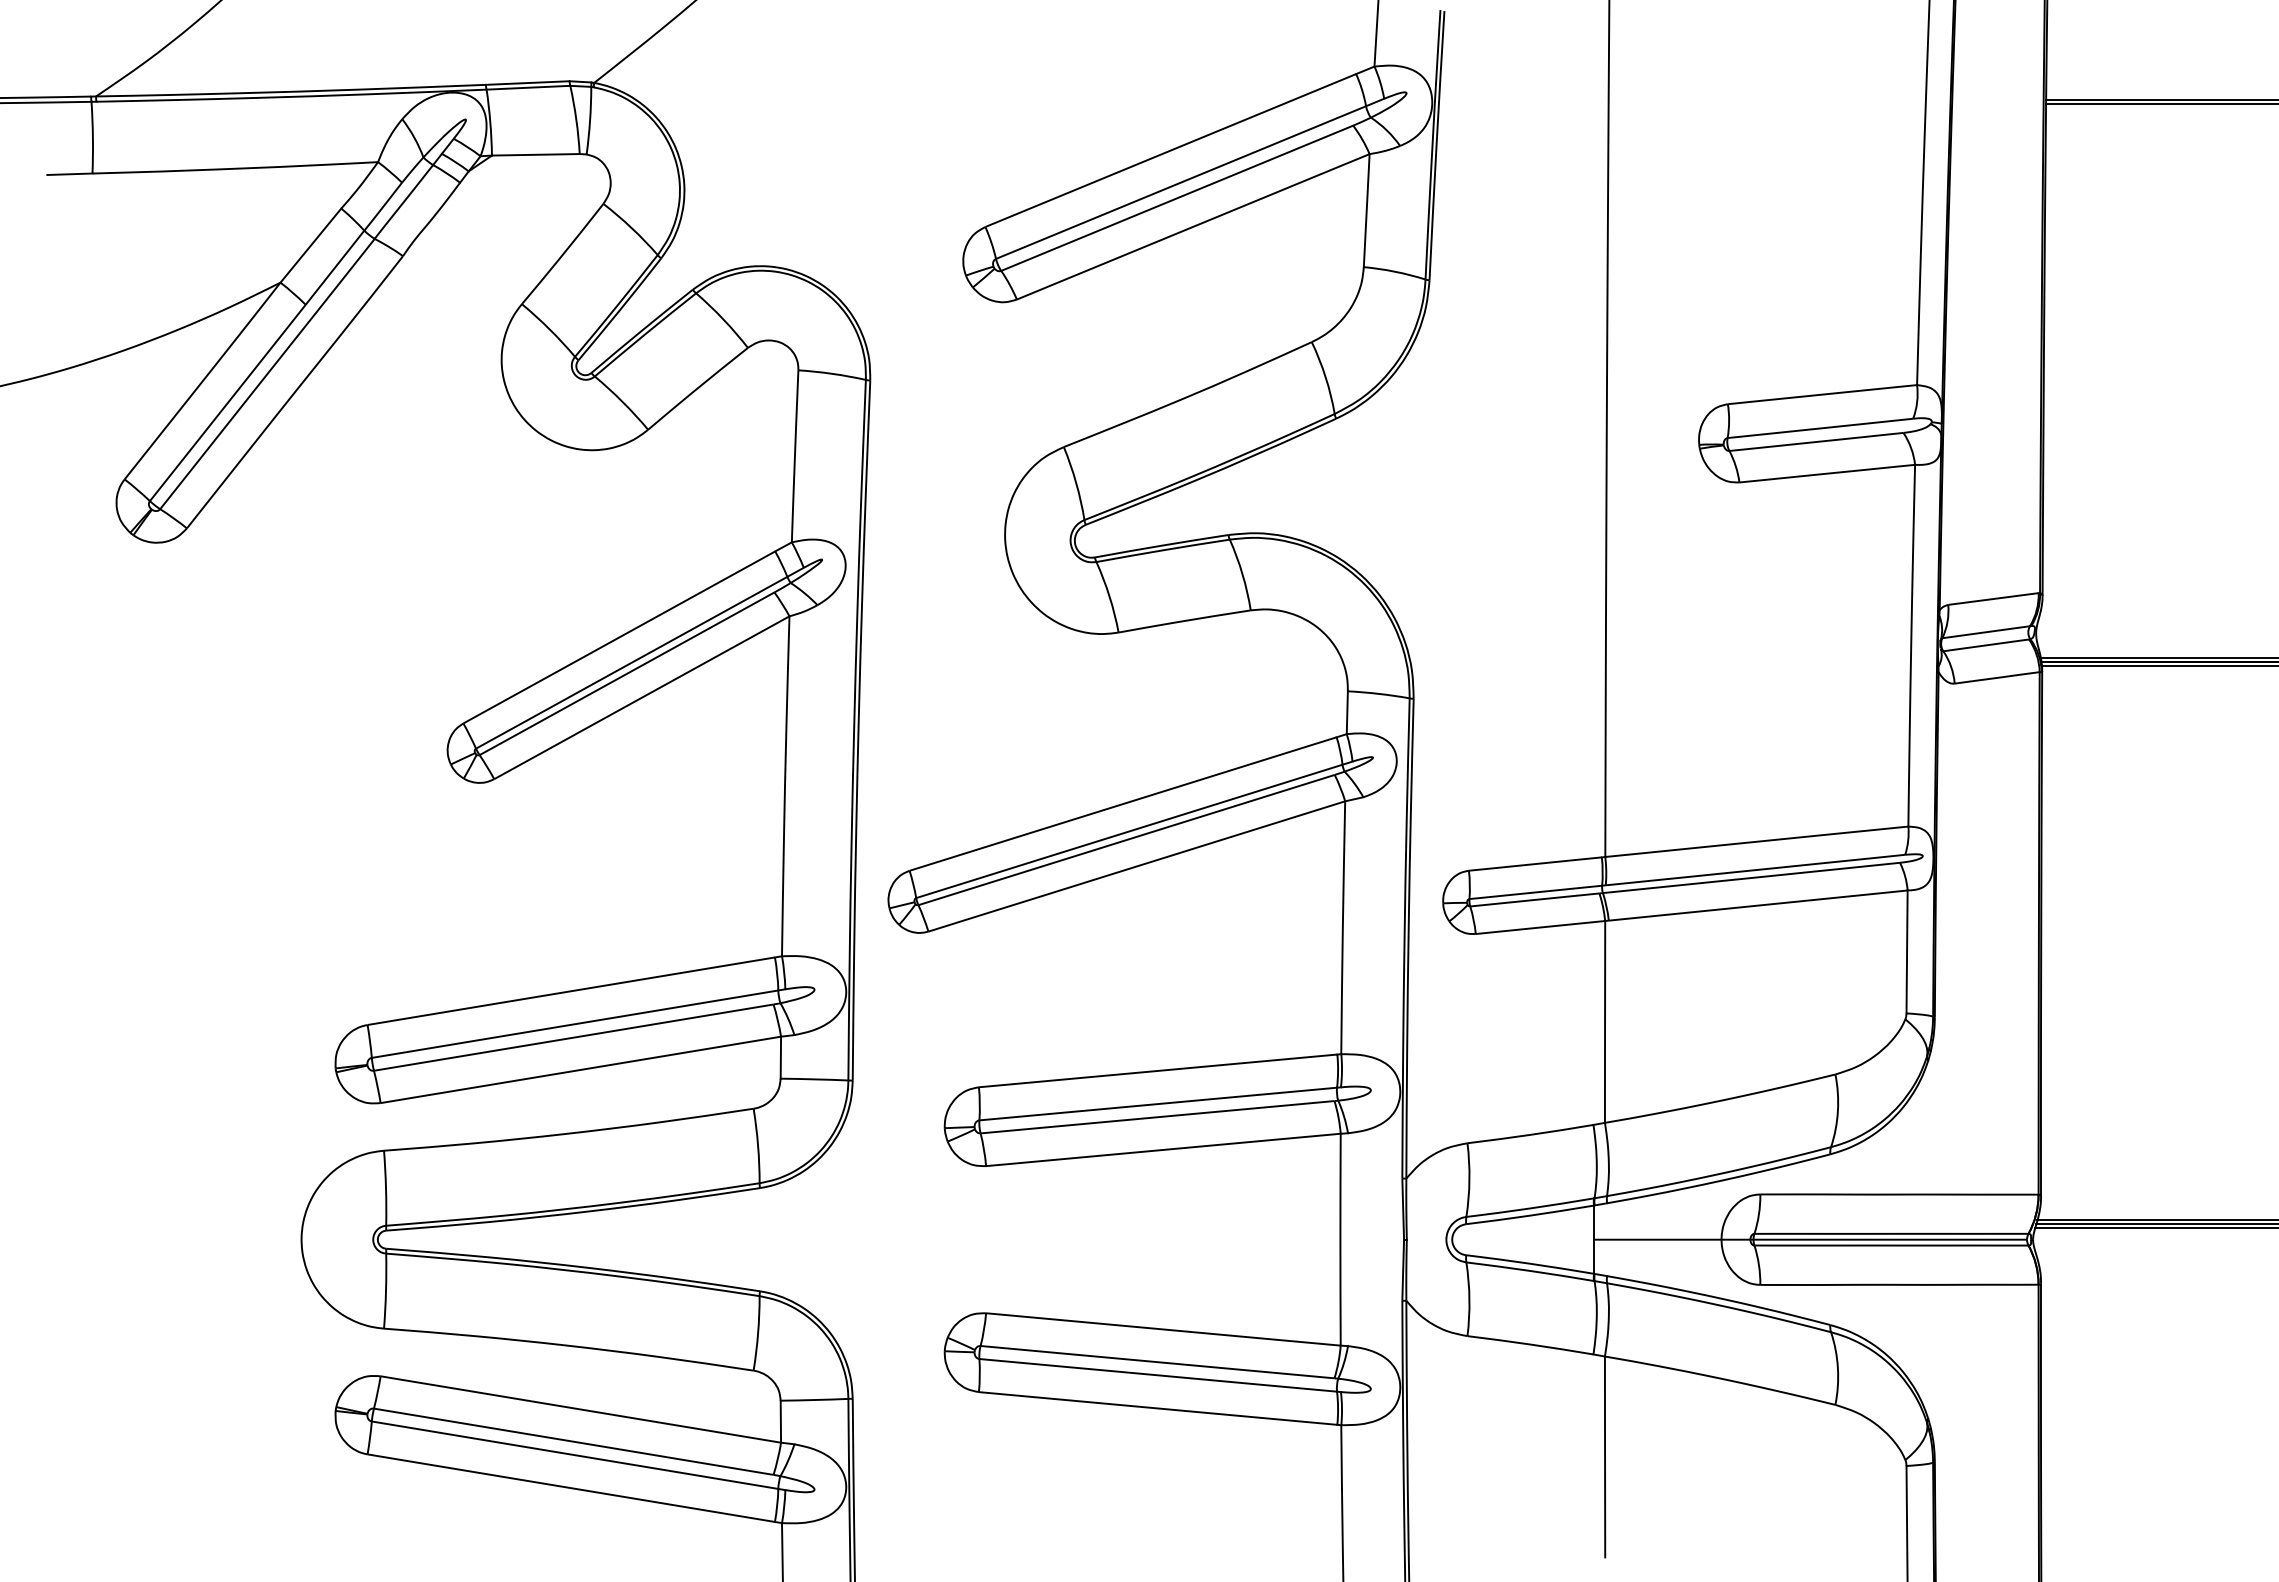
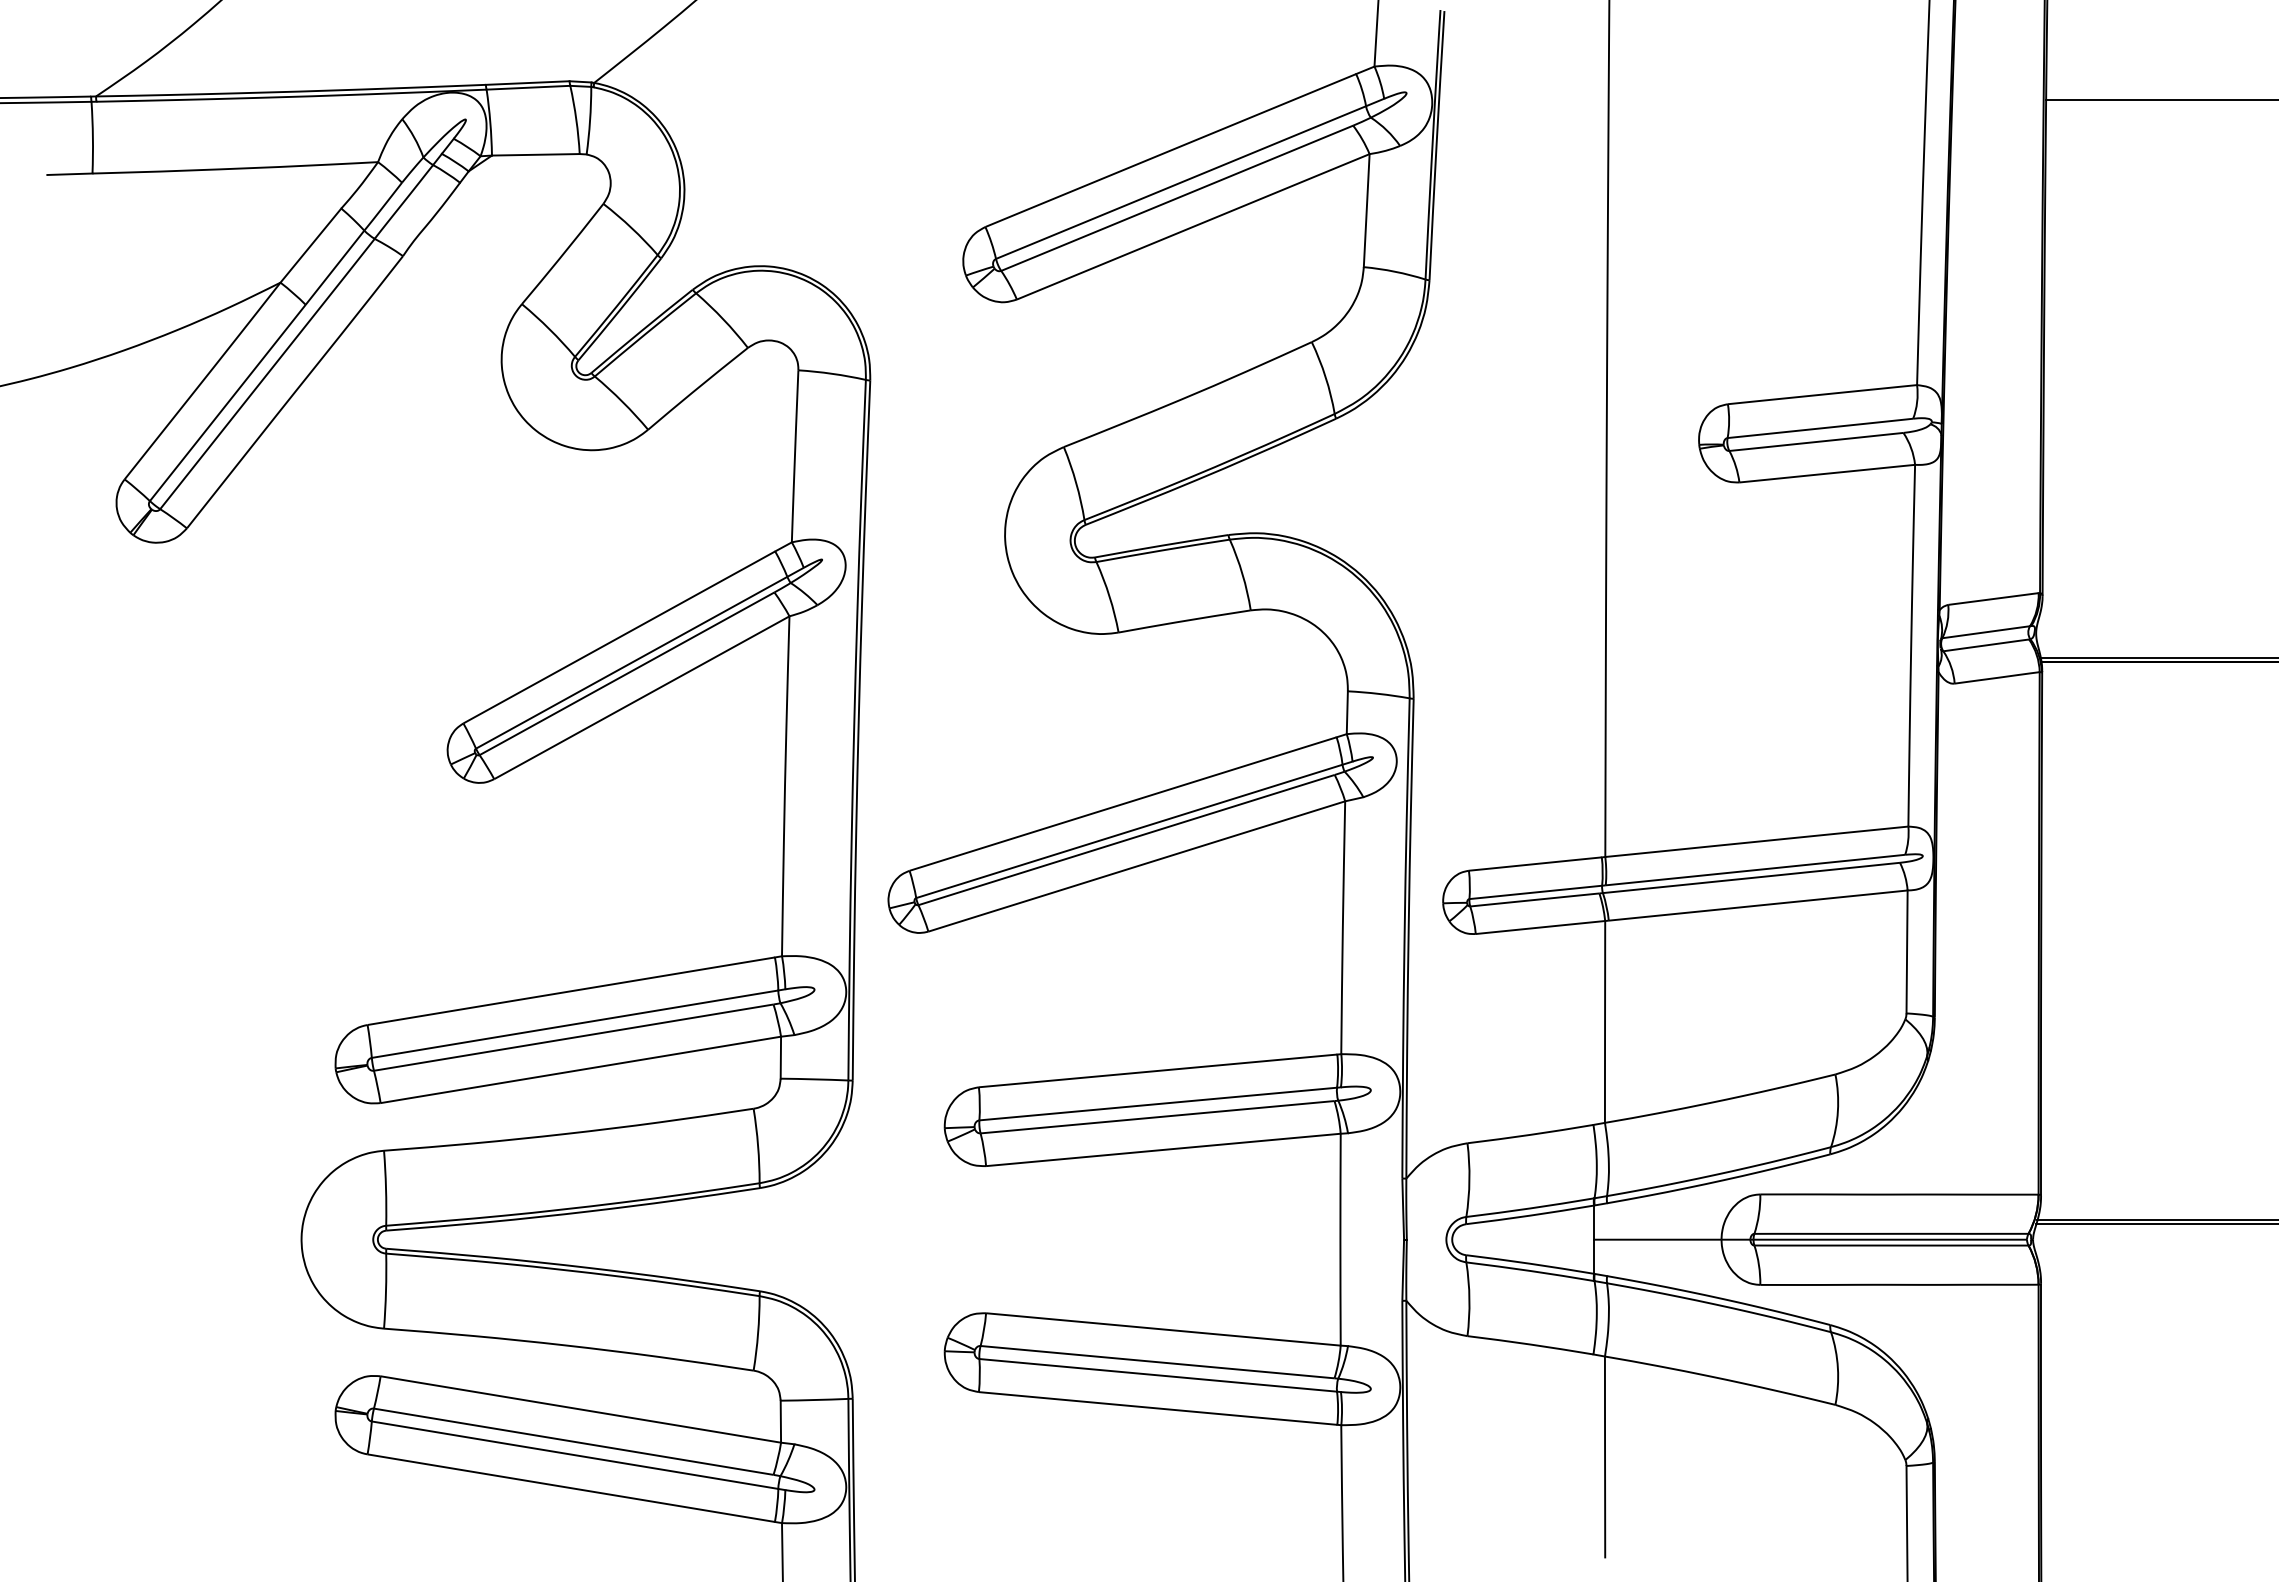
line: present -> none (2160, 104)
line: present -> none (2158, 666)
line: present -> none (2155, 1227)
